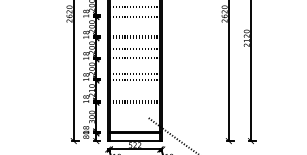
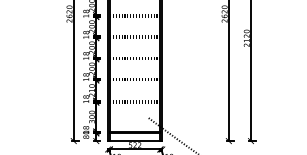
line position: (134, 7) -> (134, 15) (134, 15)
line position: (134, 49) -> (134, 59) (134, 59)
line position: (134, 73) -> (134, 78) (134, 78)
